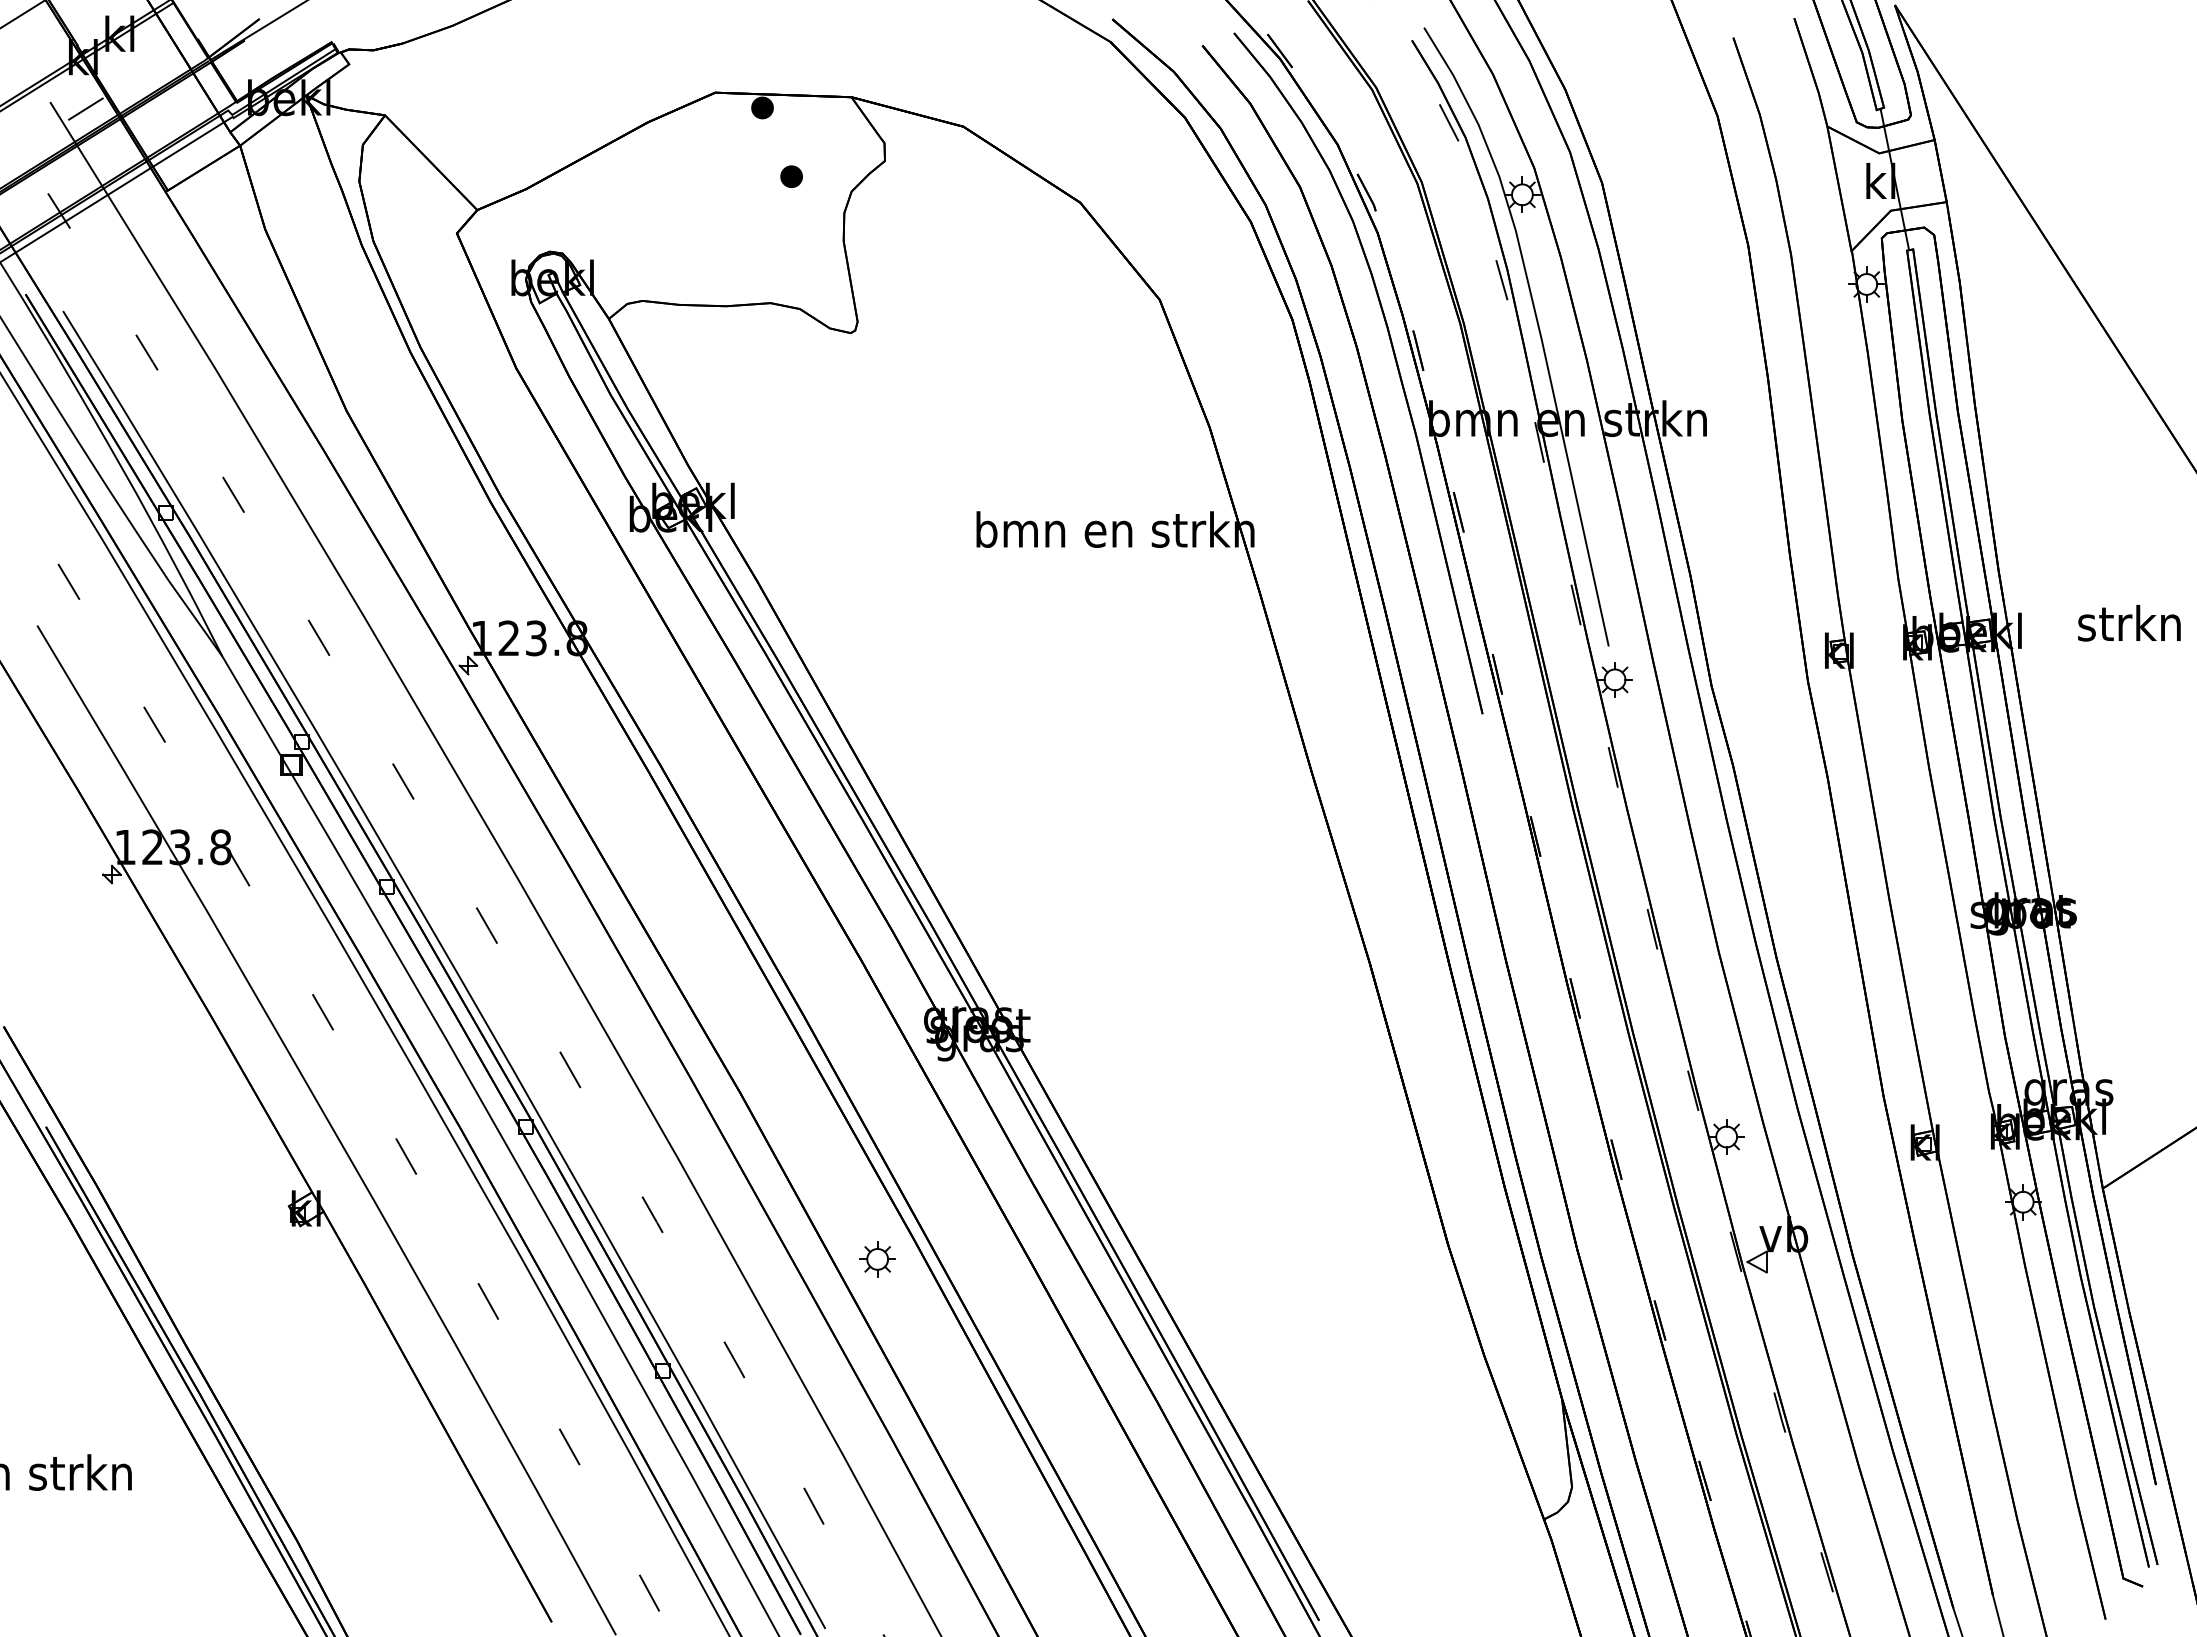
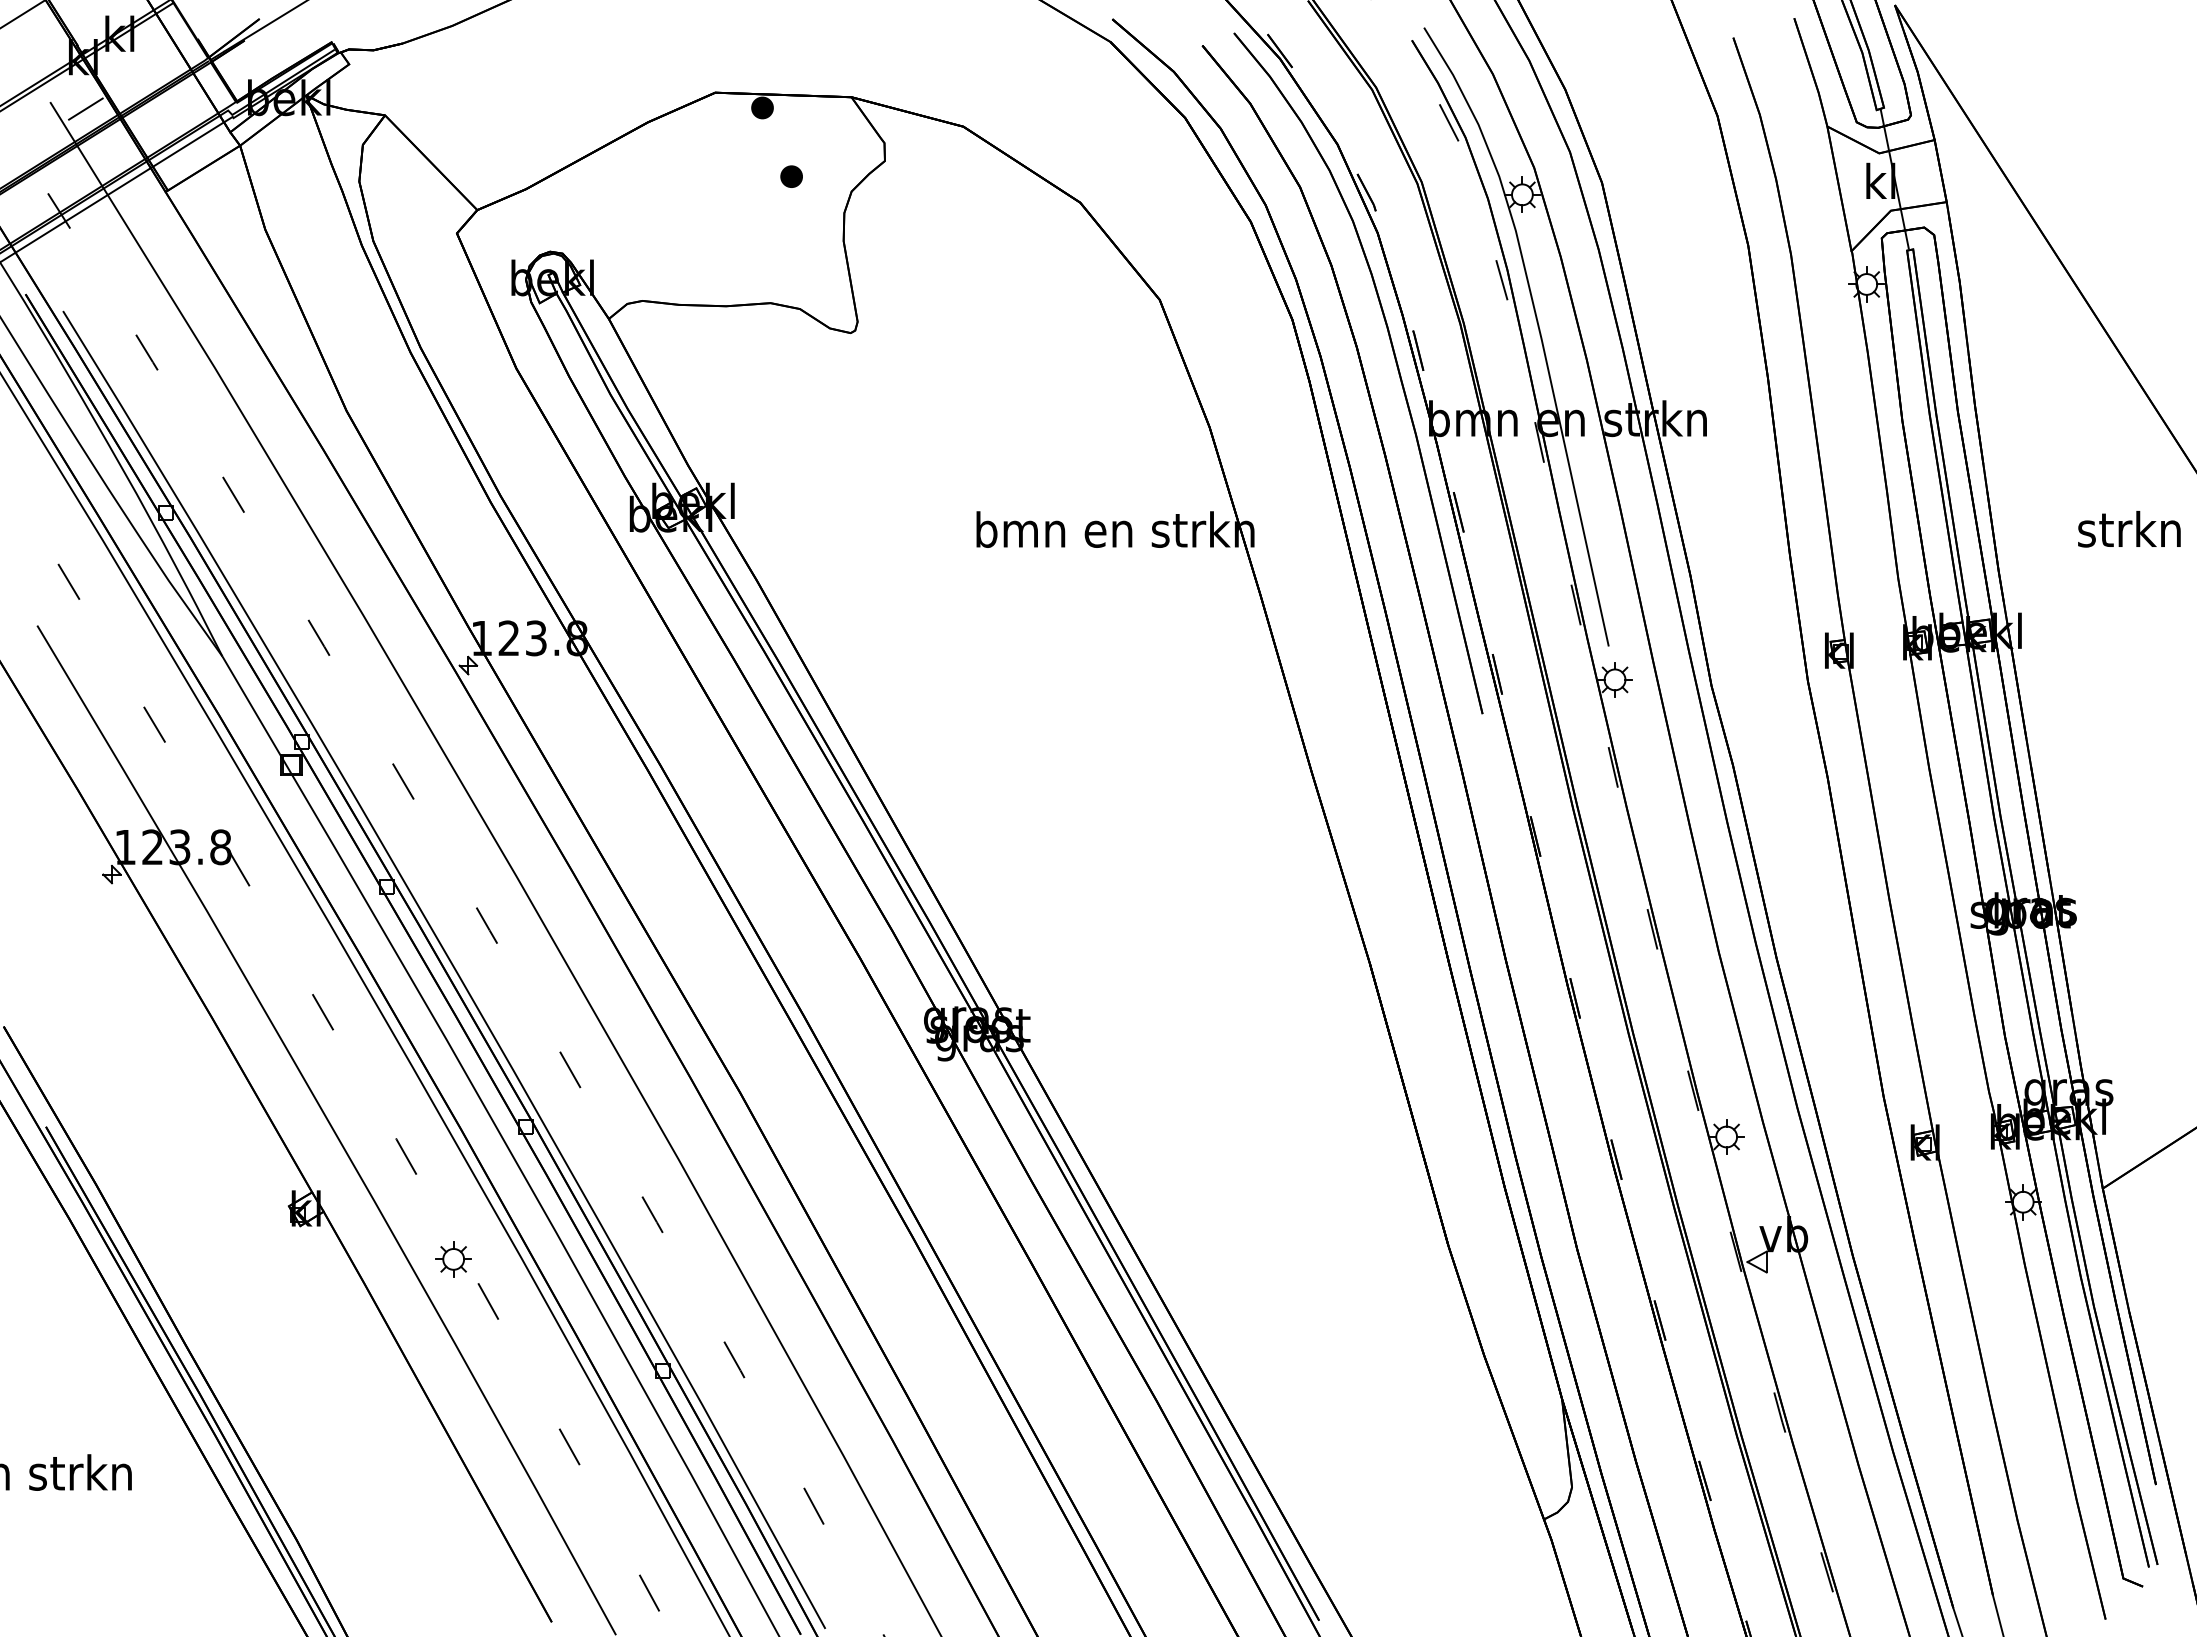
text position: (2129, 623) -> (2129, 529) (2129, 529)
part position: (877, 1259) -> (453, 1259) (453, 1259)
